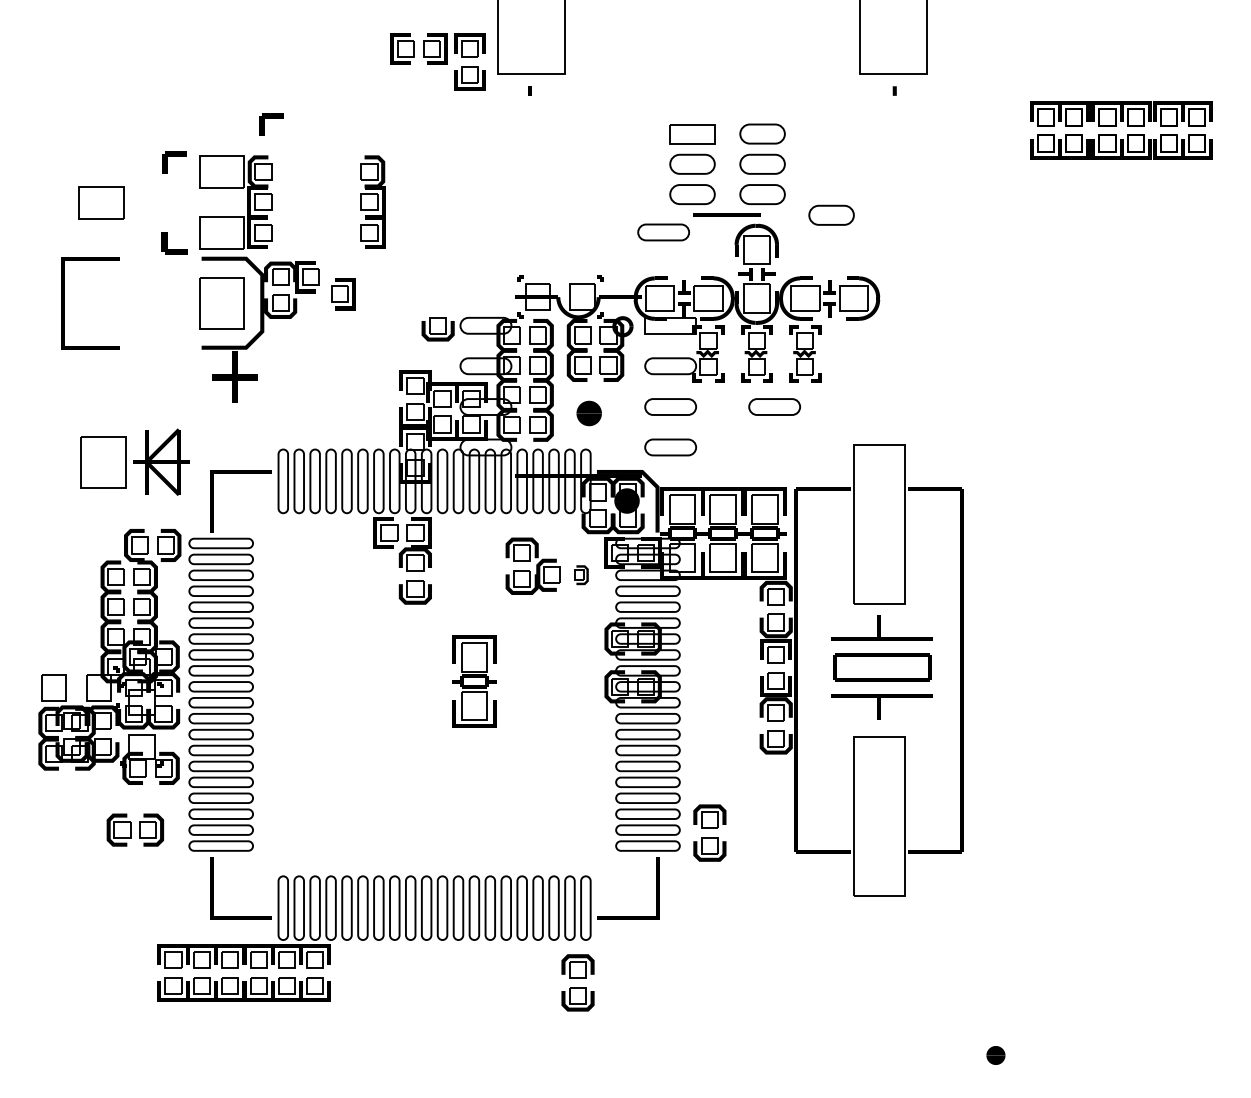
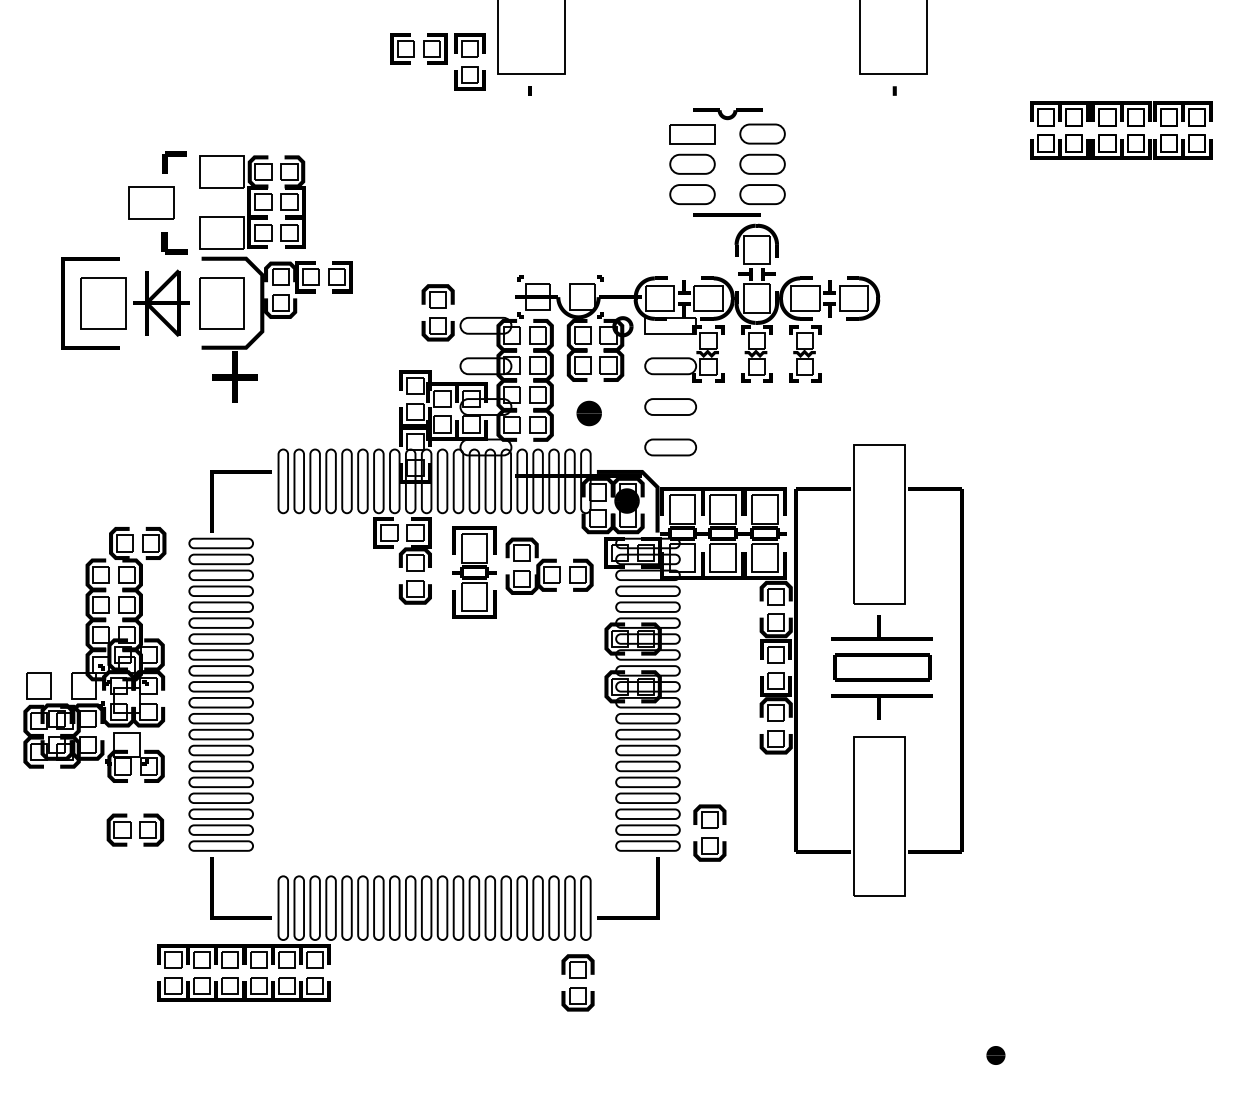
part: none -> present (727, 114)
part: present -> none (271, 124)
part position: (372, 201) -> (292, 201) (292, 201)
part position: (101, 202) -> (151, 202) (151, 202)
part: present -> none (831, 214)
part: present -> none (663, 232)
part position: (343, 294) -> (340, 277) (340, 277)
part: none -> present (437, 296)
part: present -> none (774, 406)
part position: (134, 461) -> (134, 302) (134, 302)
part size: 15x21 px -> 25x34 px (581, 574)
part position: (109, 656) -> (94, 654) (94, 654)
part position: (474, 681) -> (474, 572) (474, 572)
